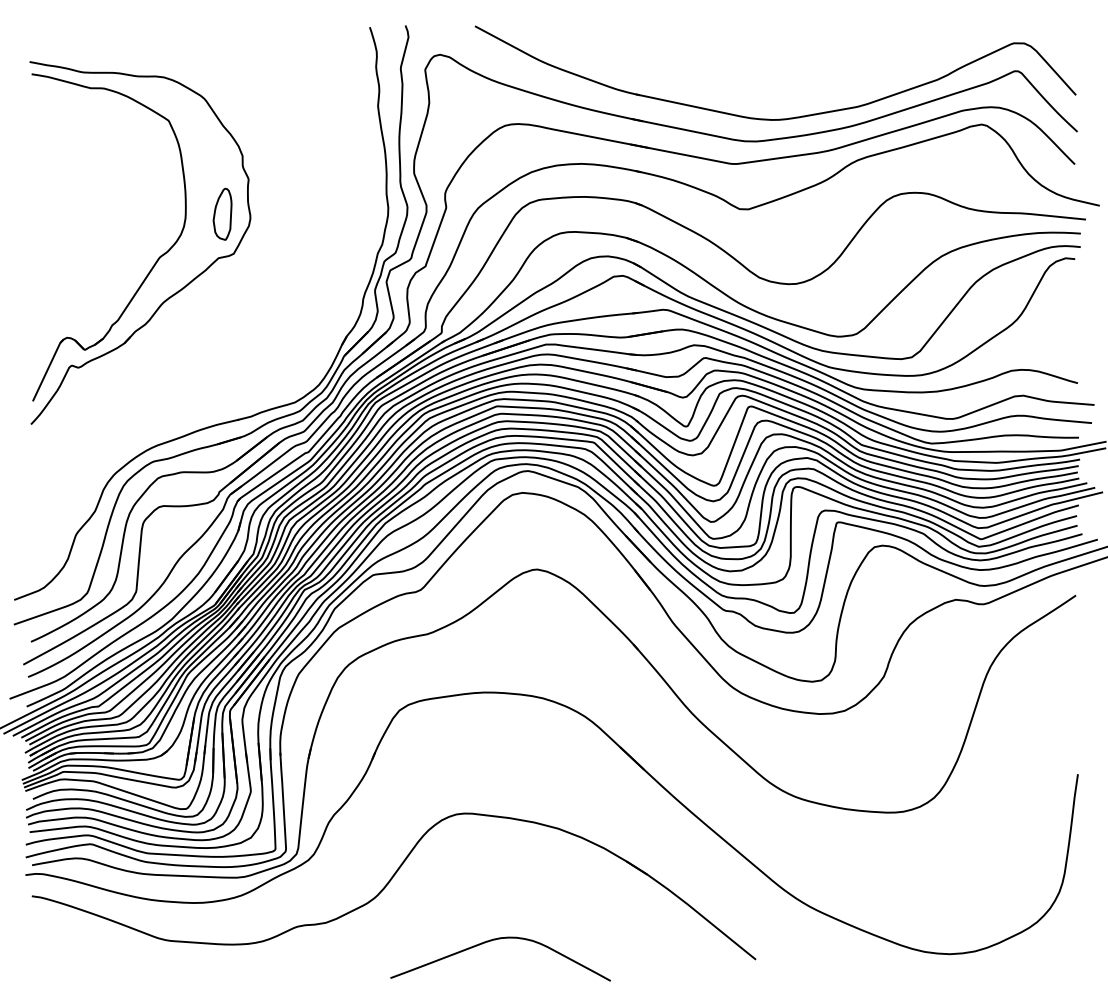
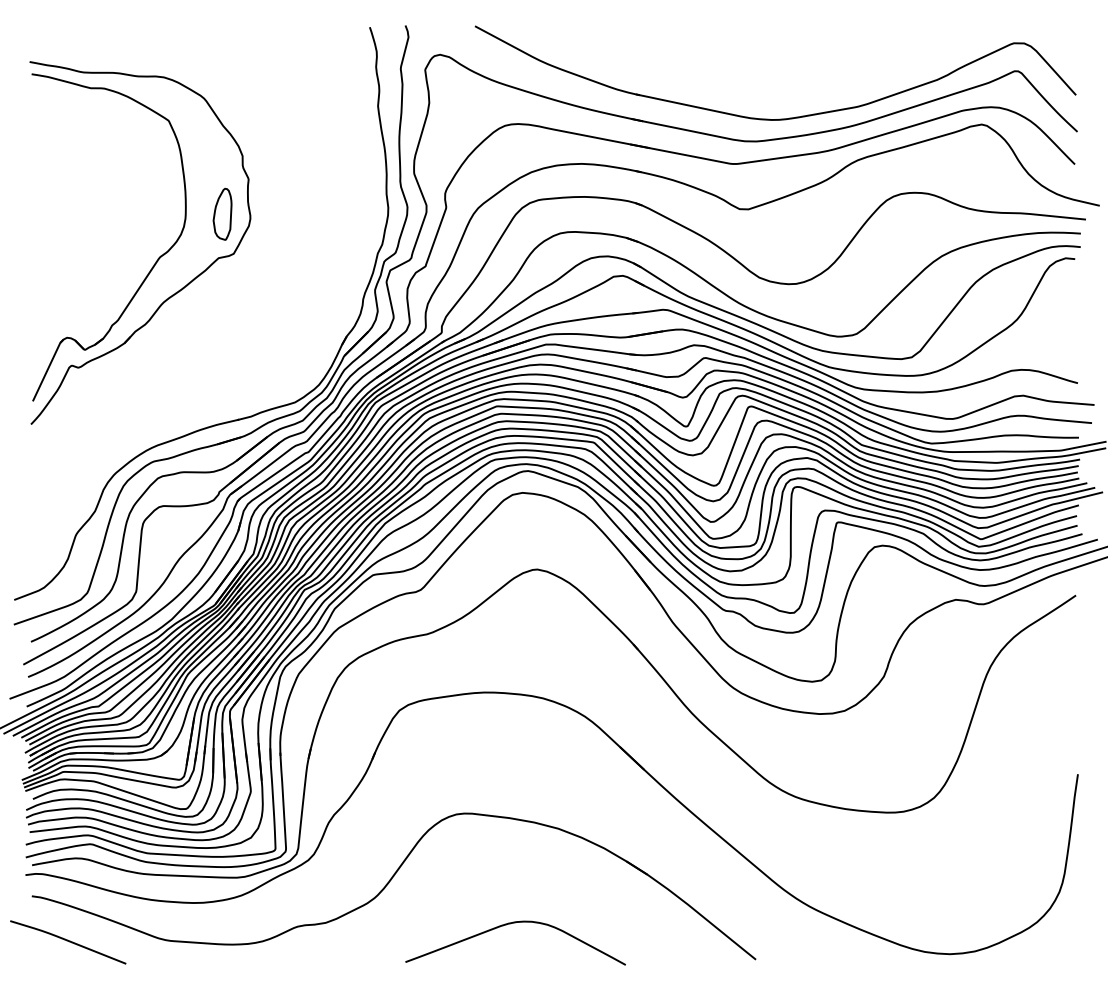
curve position: (495, 940) -> (510, 924) (510, 924)
curve: none -> present (68, 941)
